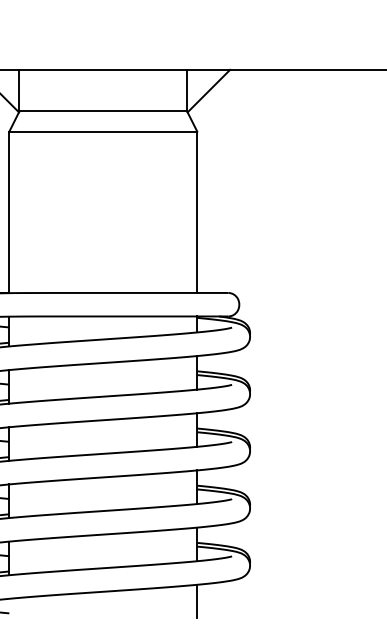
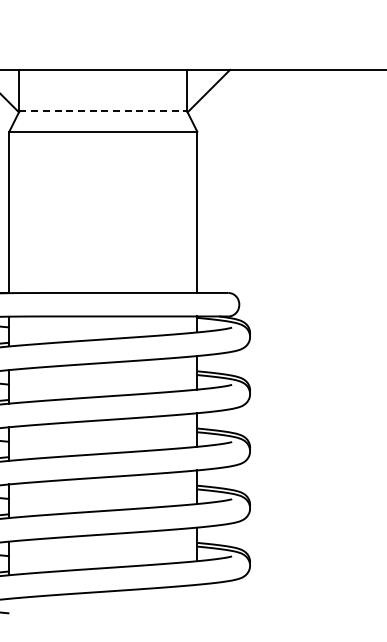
line: solid -> dashed (103, 111)
line: present -> none (197, 601)
